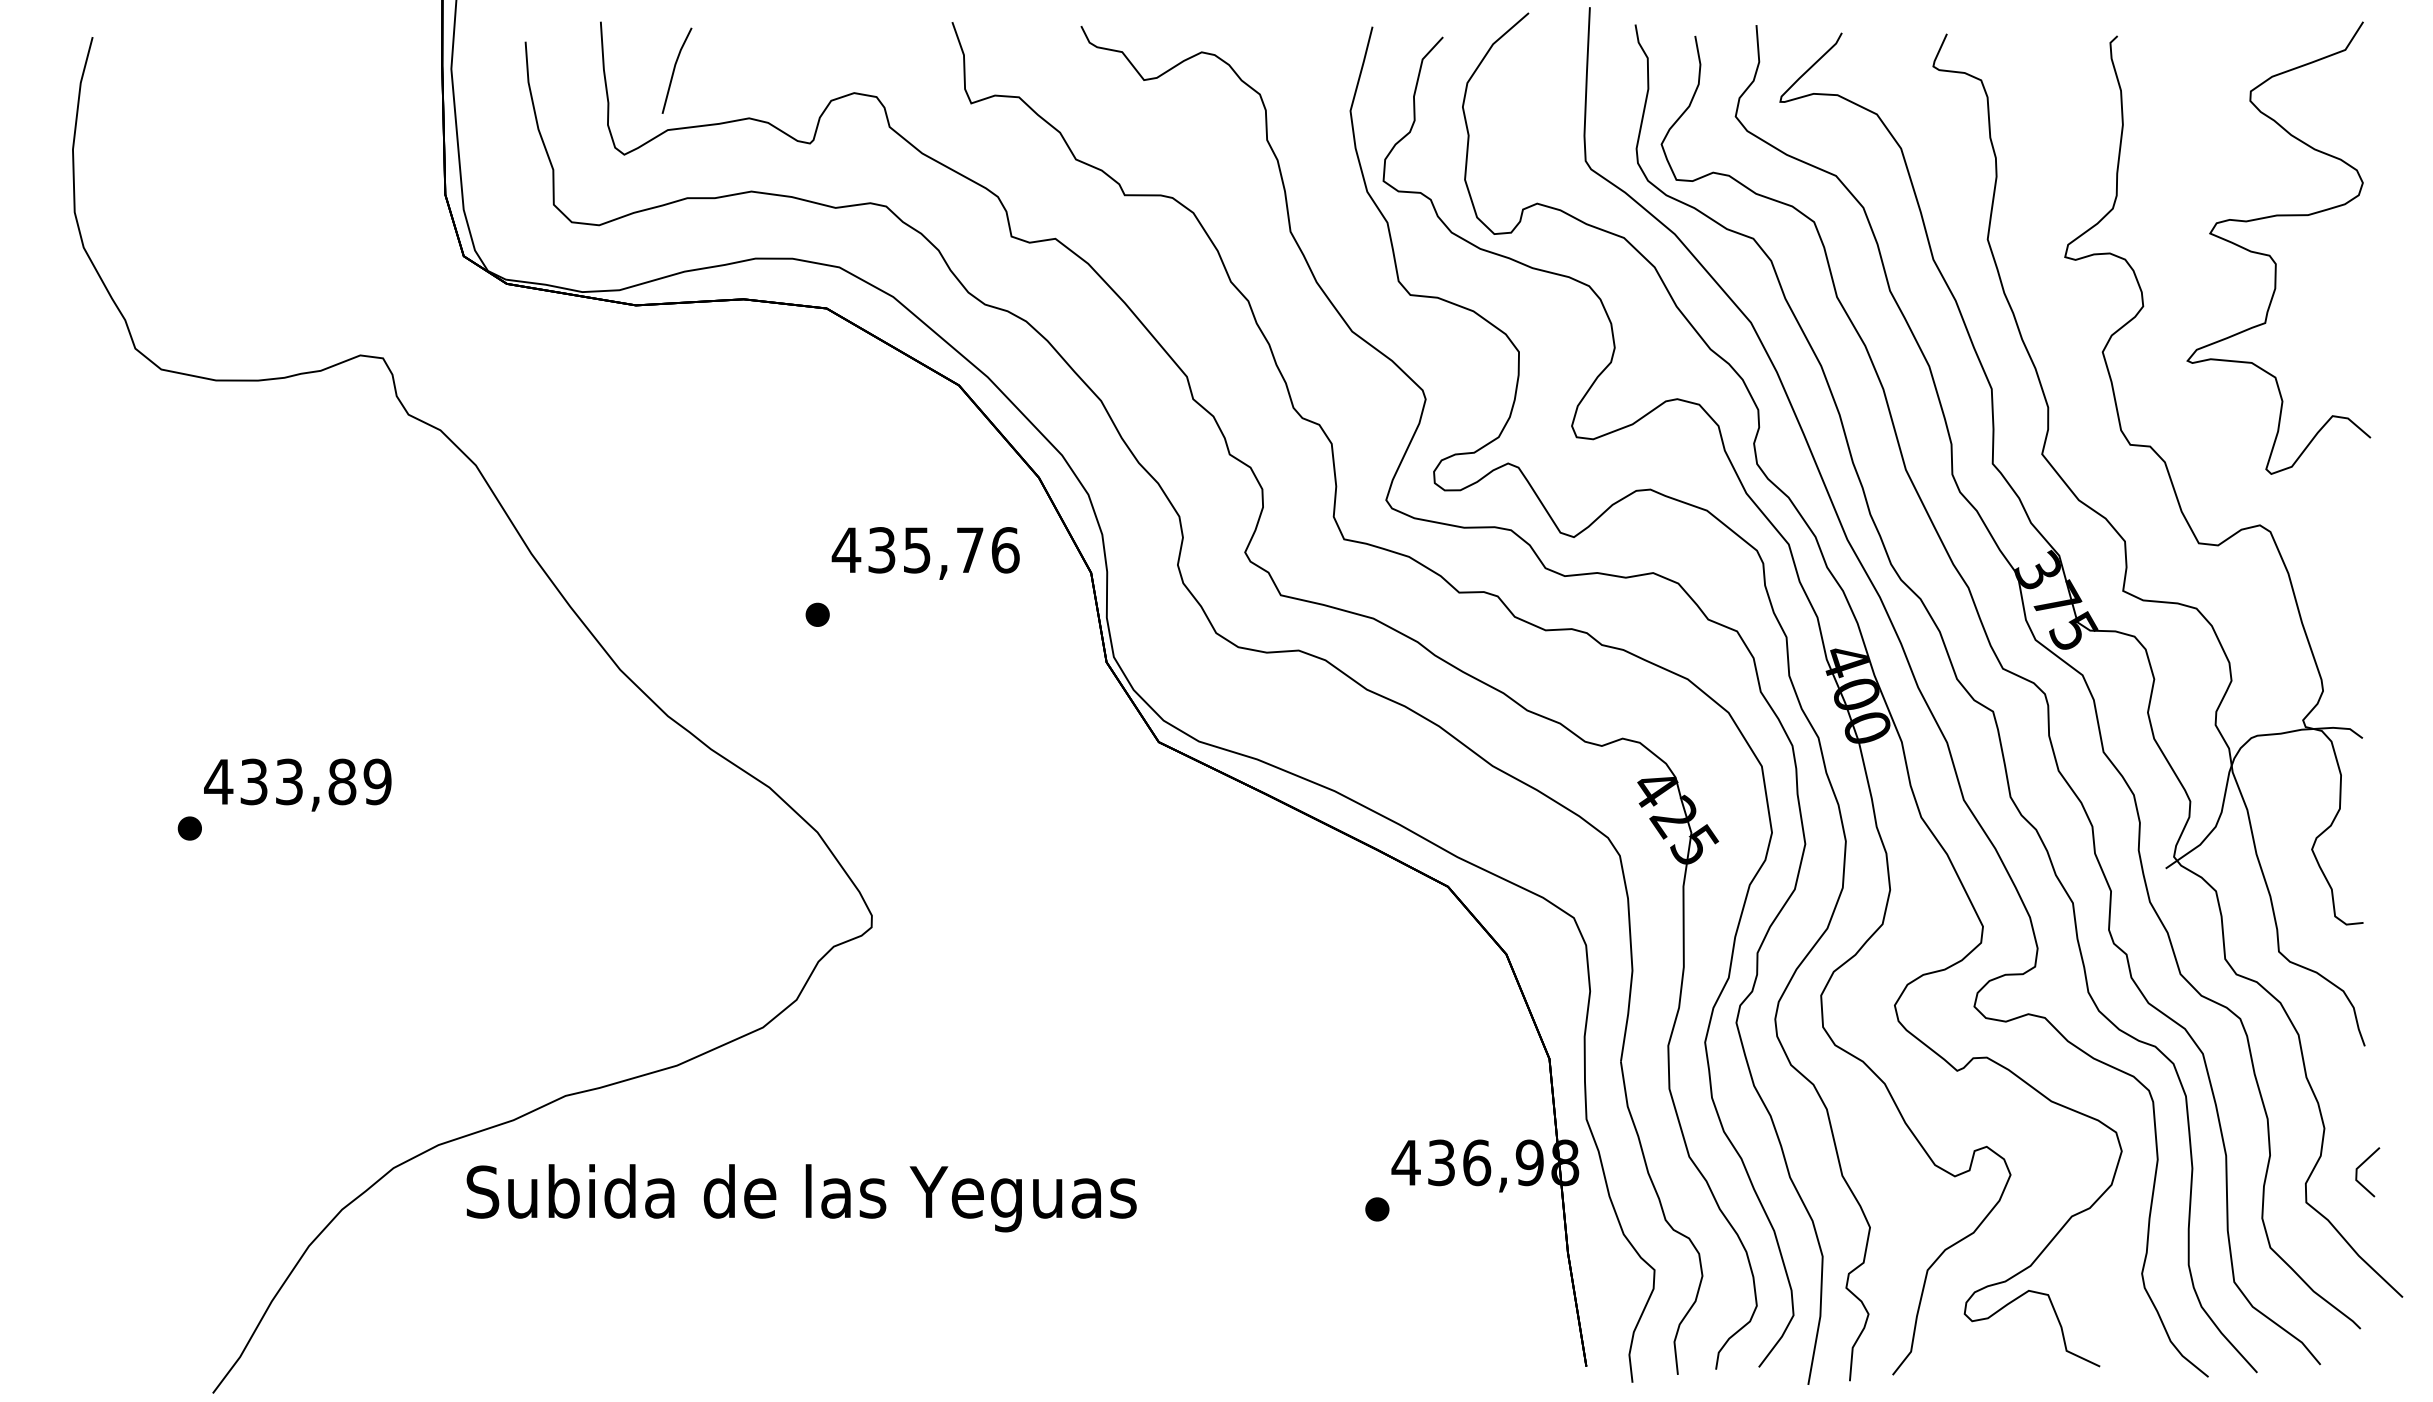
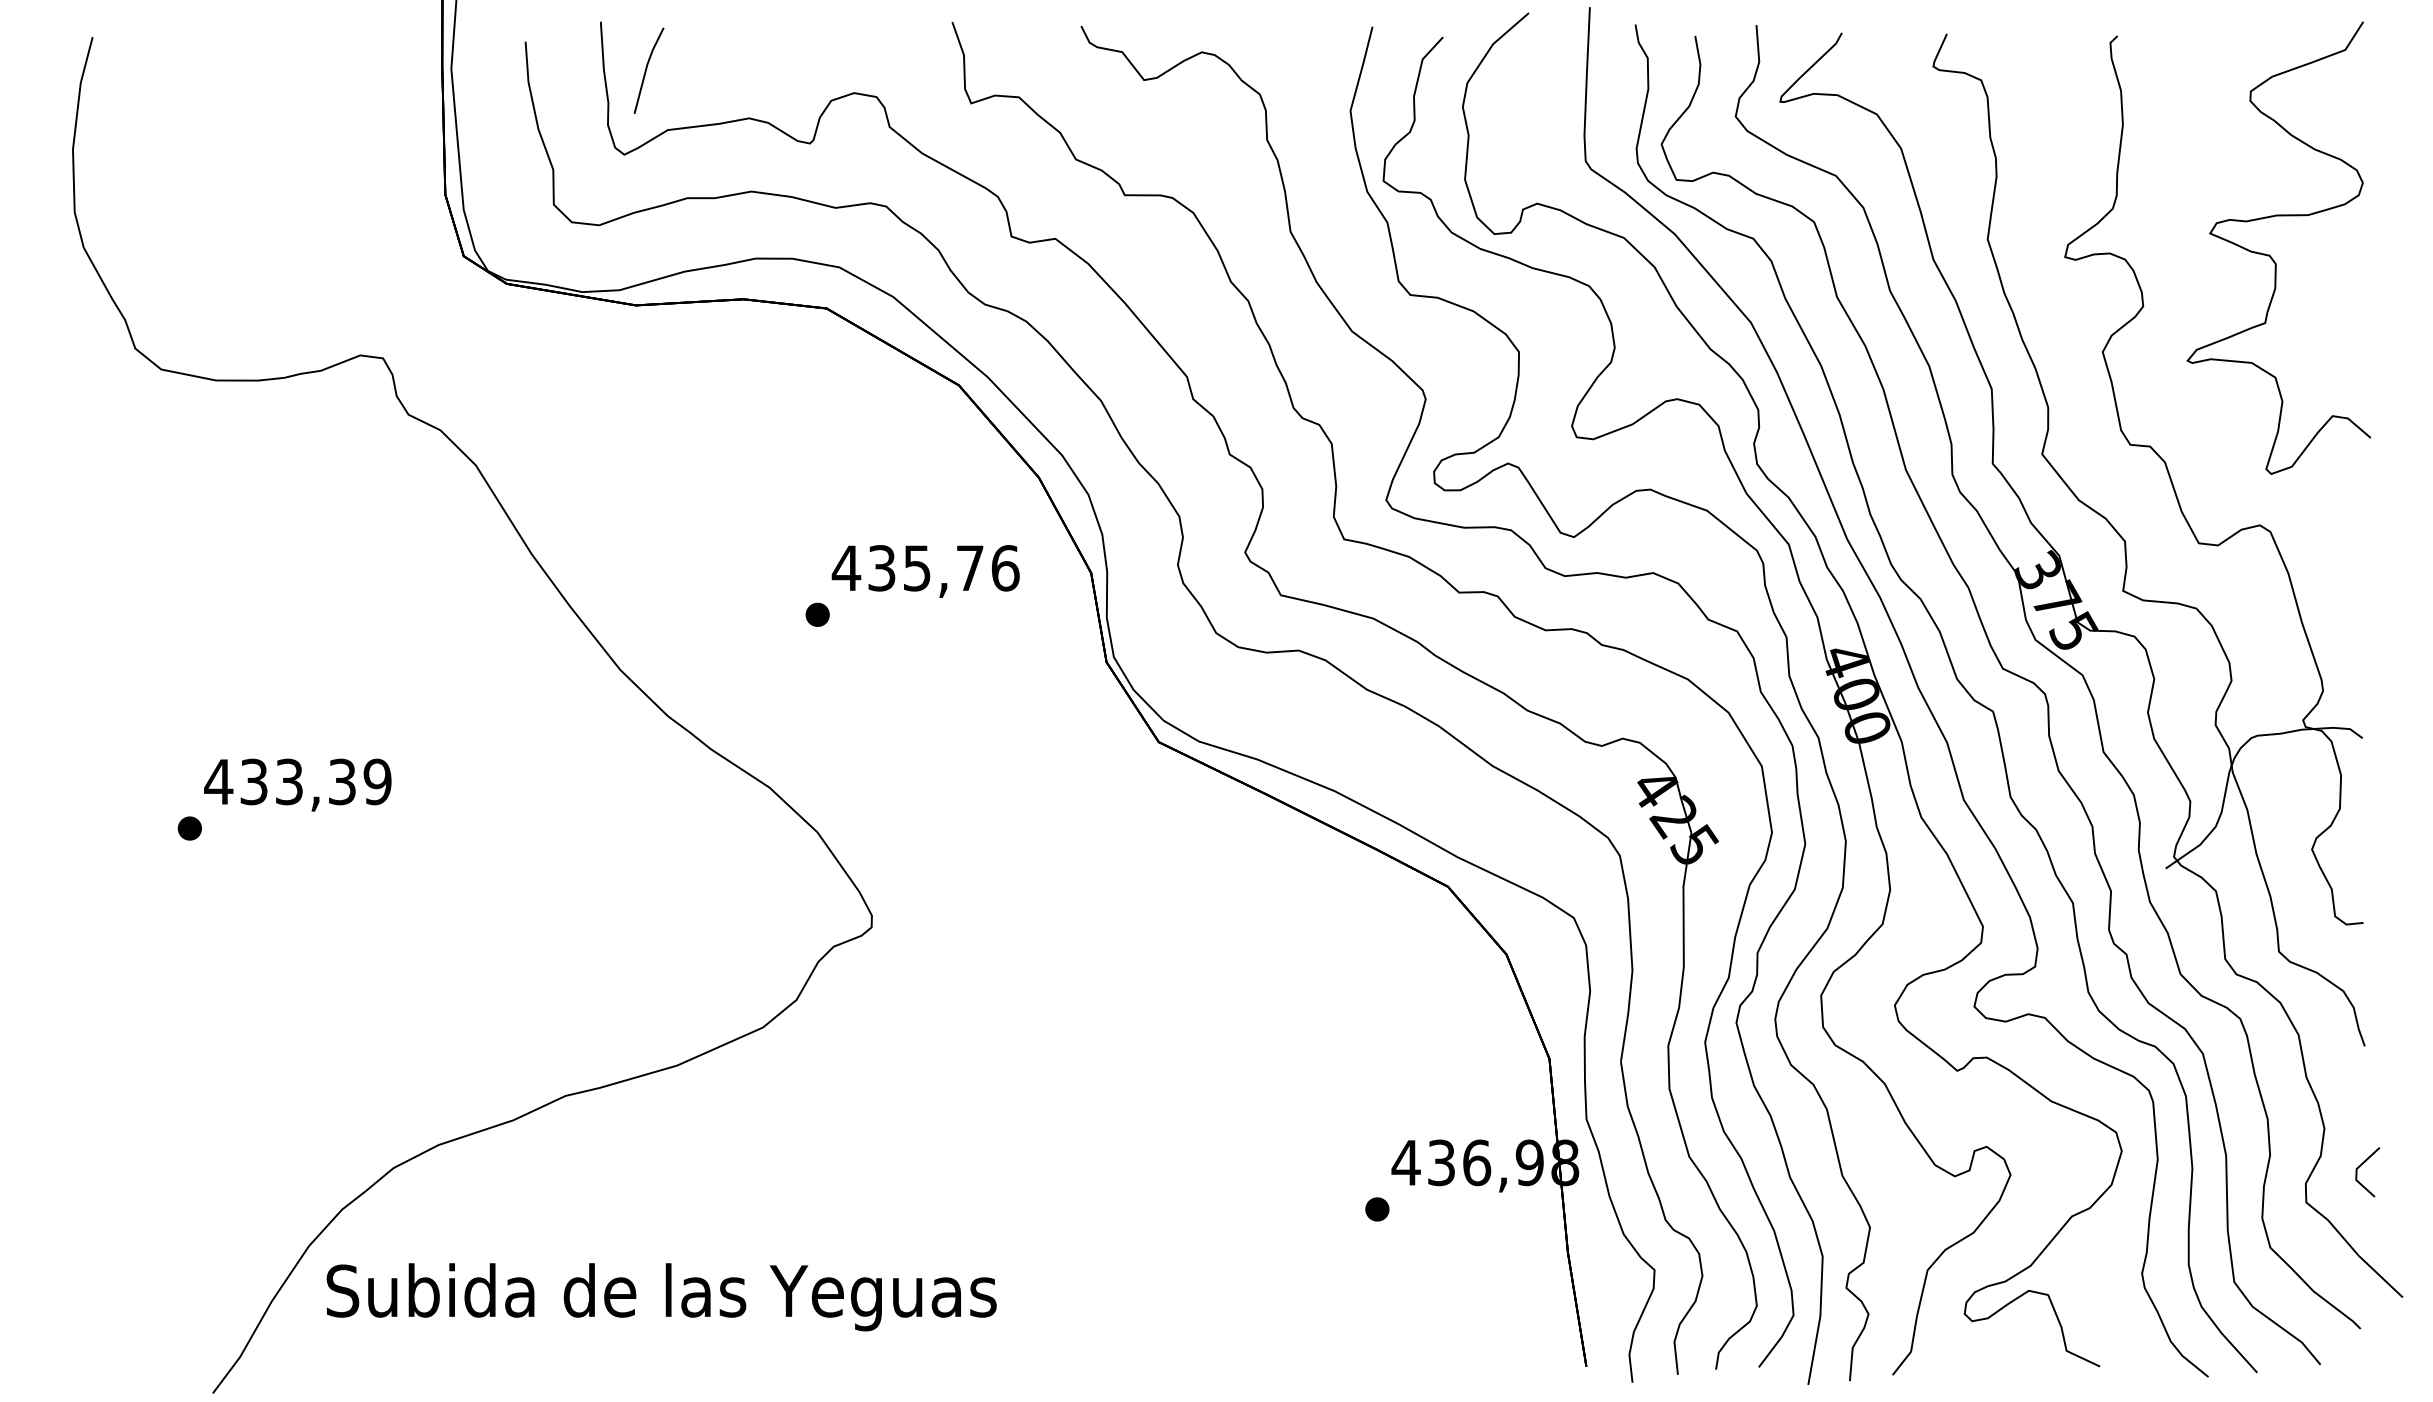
line position: (674, 70) -> (646, 70) (646, 70)
text position: (925, 553) -> (925, 571) (925, 571)
text: 433,89 -> 433,39 (342, 781)
text position: (801, 1198) -> (661, 1297) (661, 1297)
